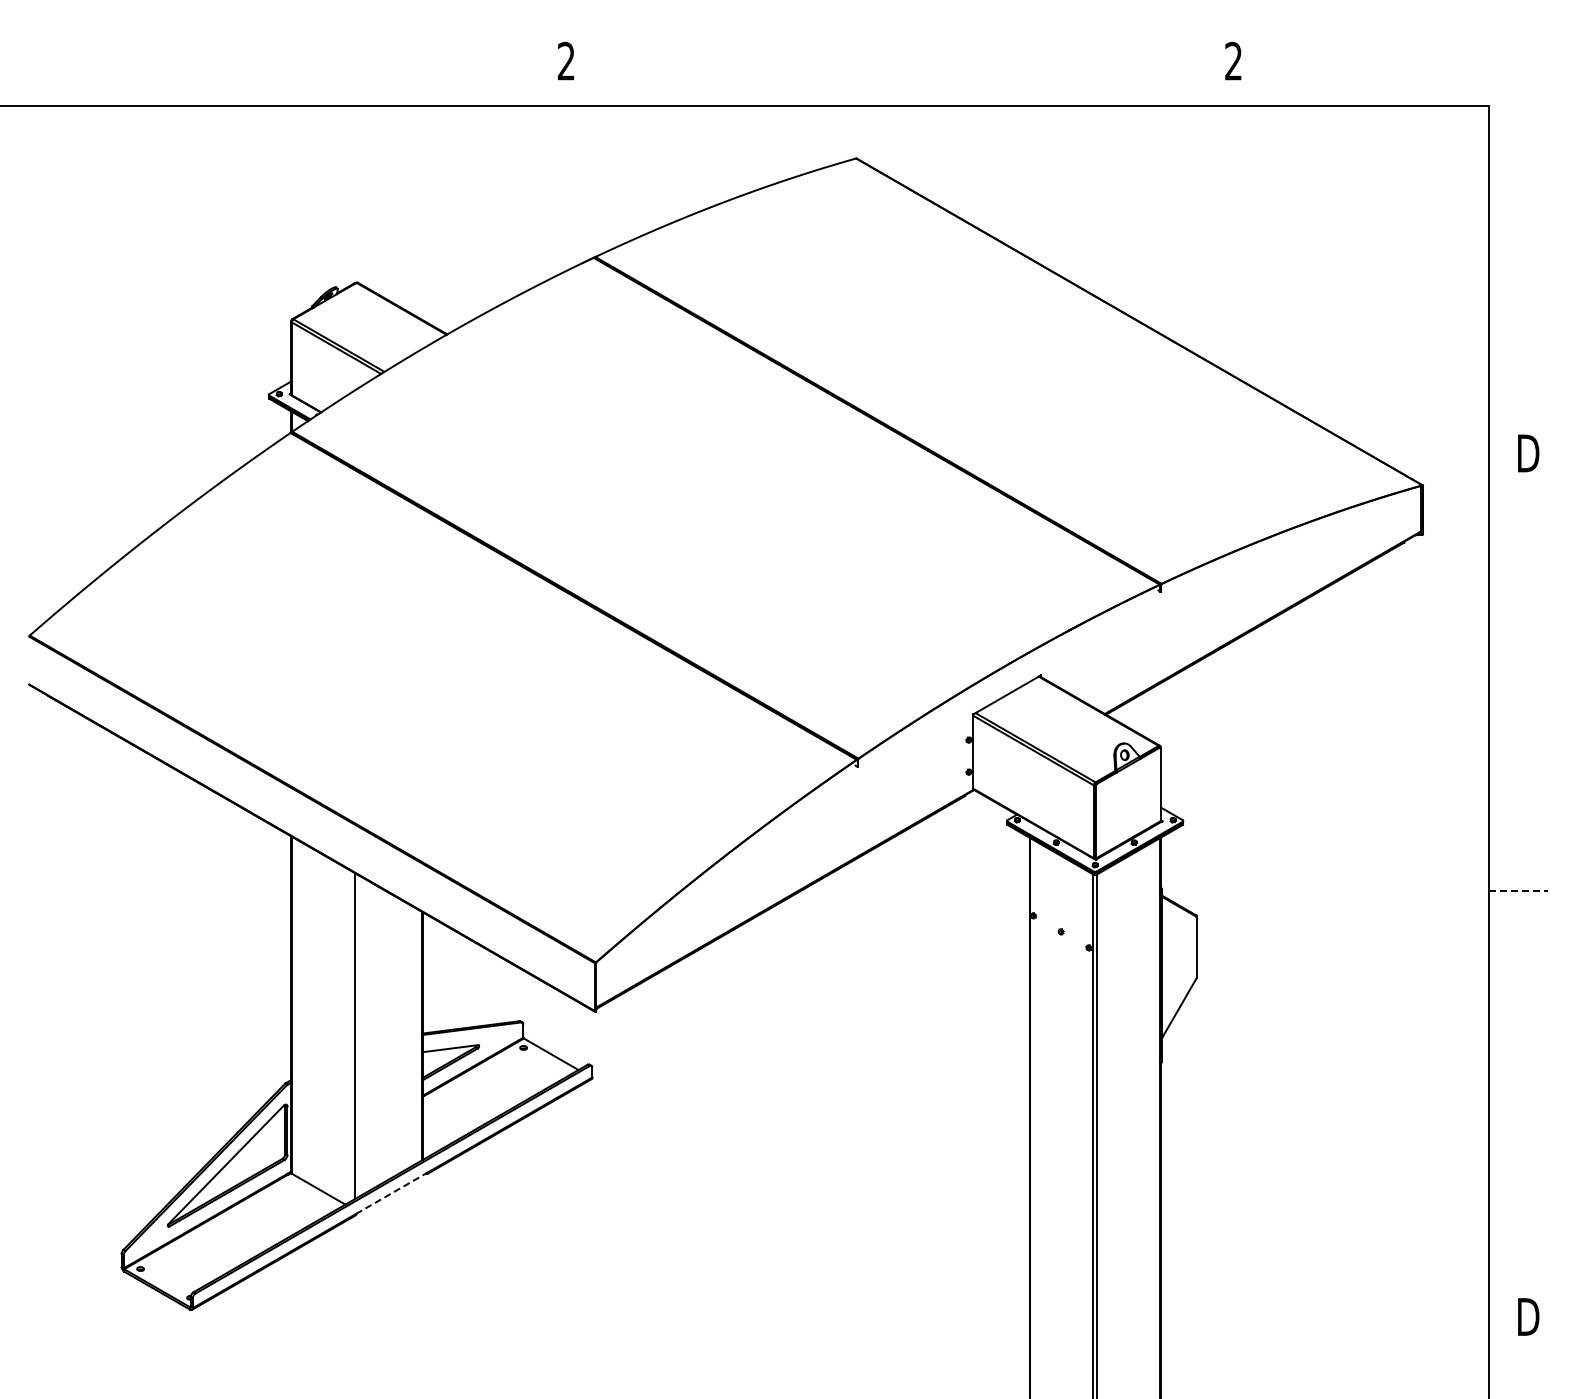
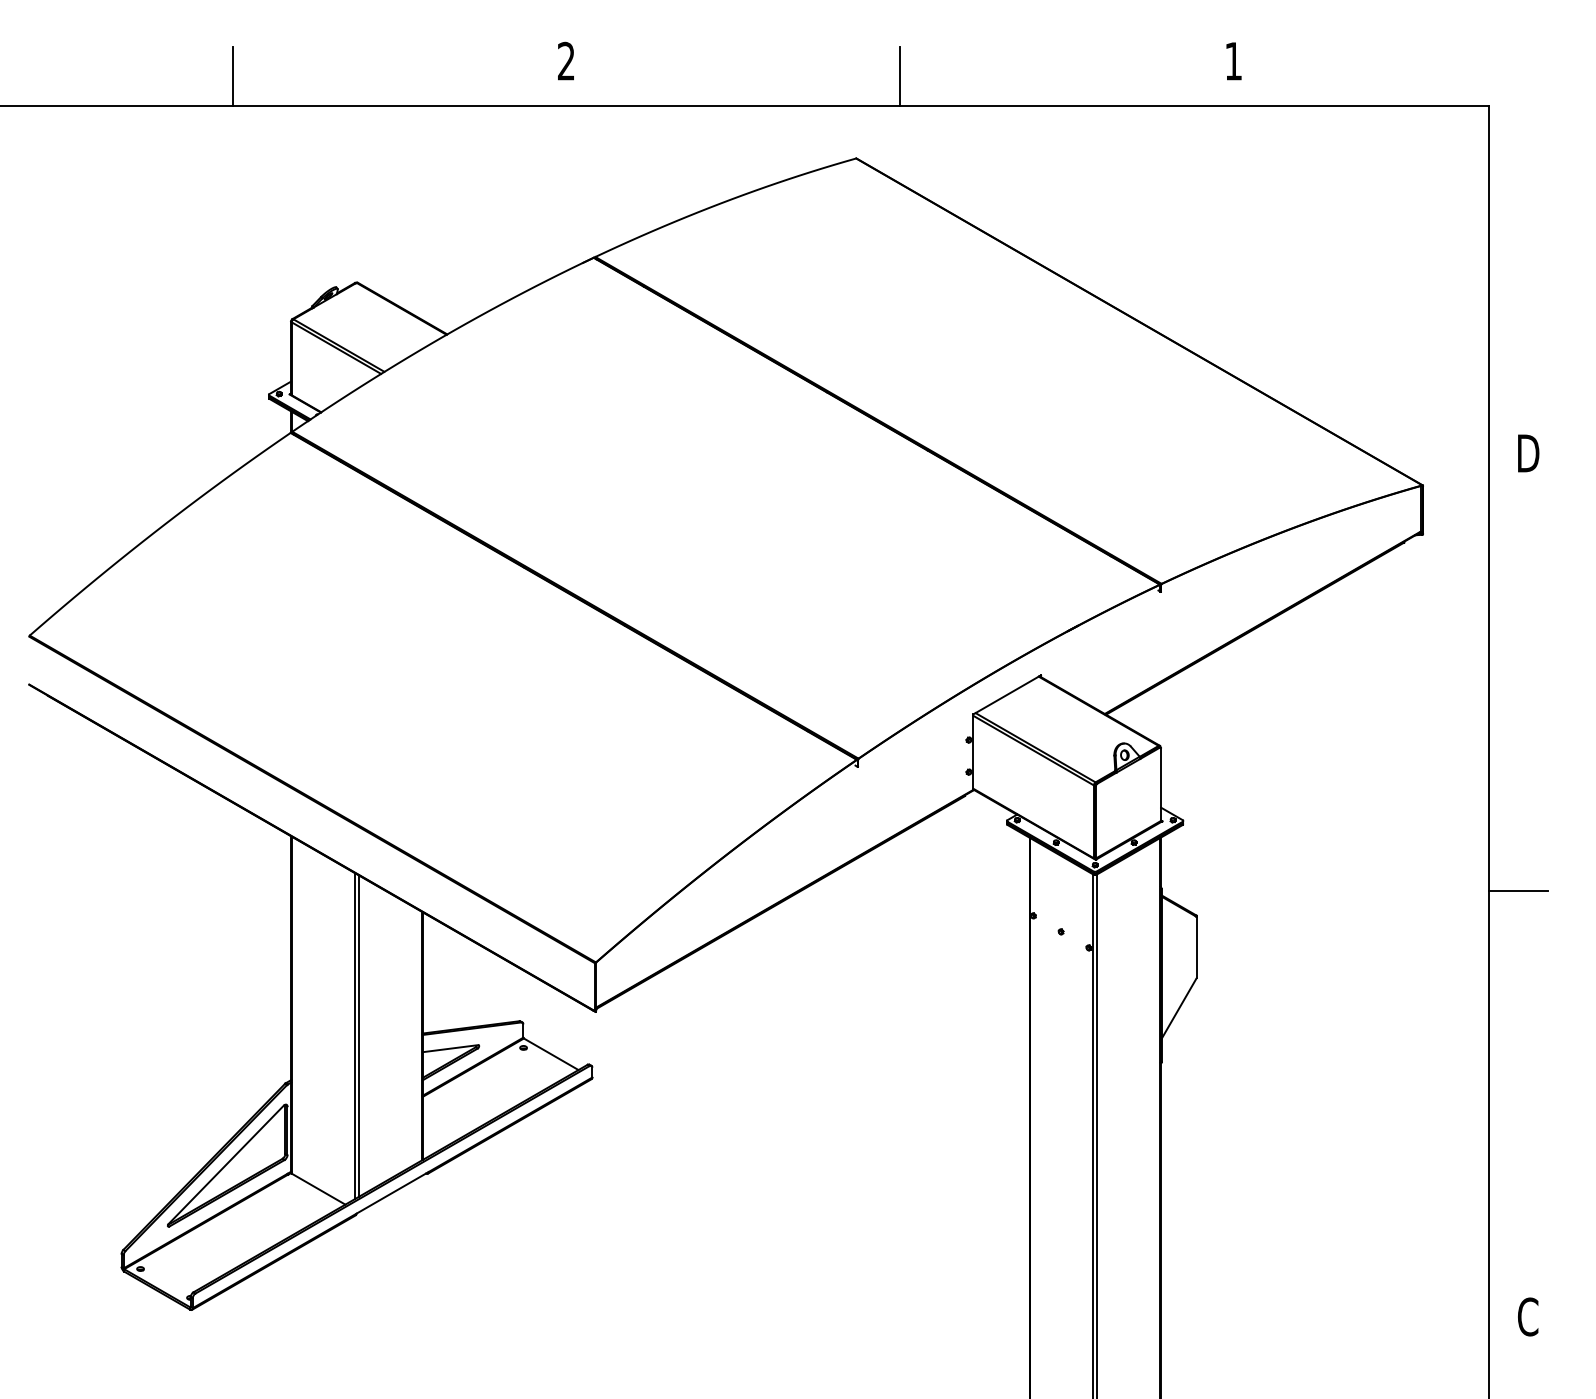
text: 2 -> 1 (1233, 60)
line: none -> present (233, 75)
line: none -> present (900, 75)
line: dashed -> solid (1519, 890)
line: none -> present (358, 1035)
line: dashed -> solid (392, 1192)
text: D -> C (1528, 1316)
